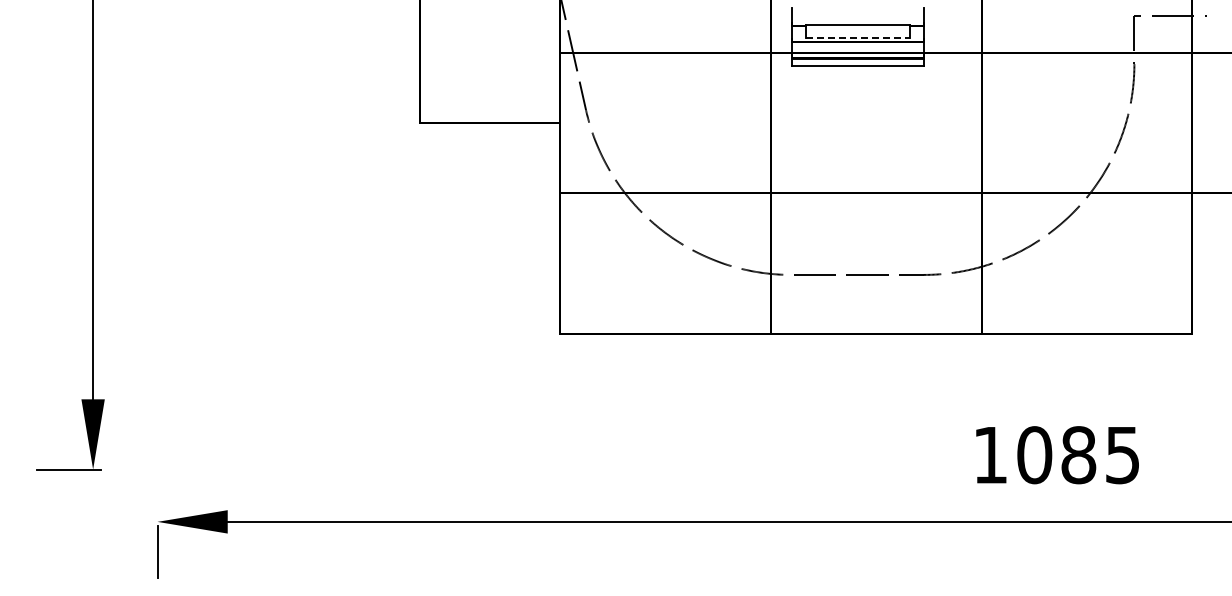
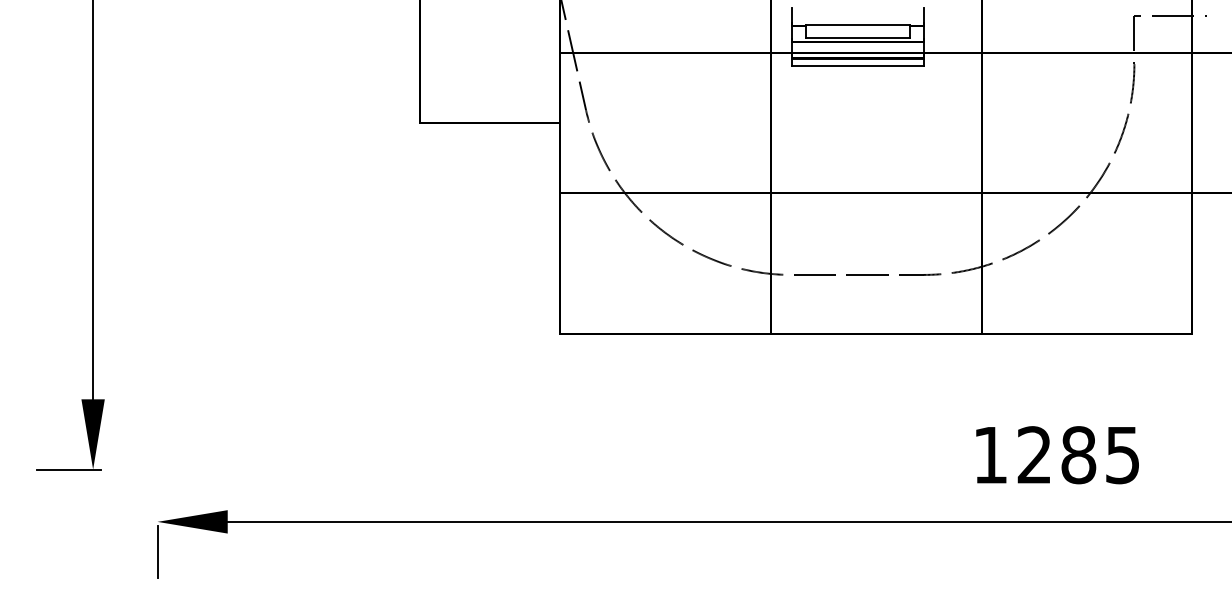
line: dashed -> solid (857, 37)
text: 1085 -> 1285 (1034, 455)
